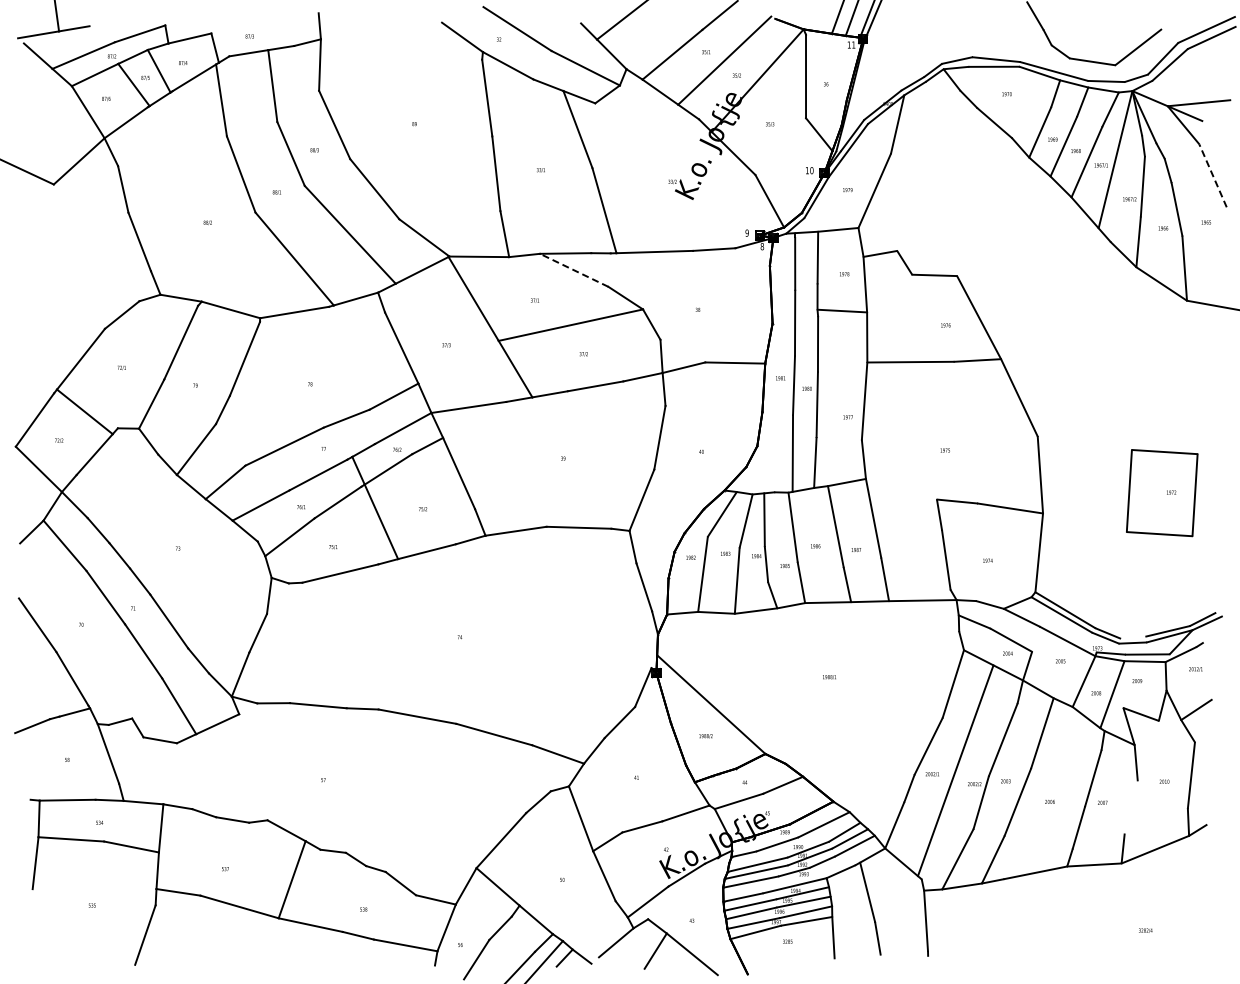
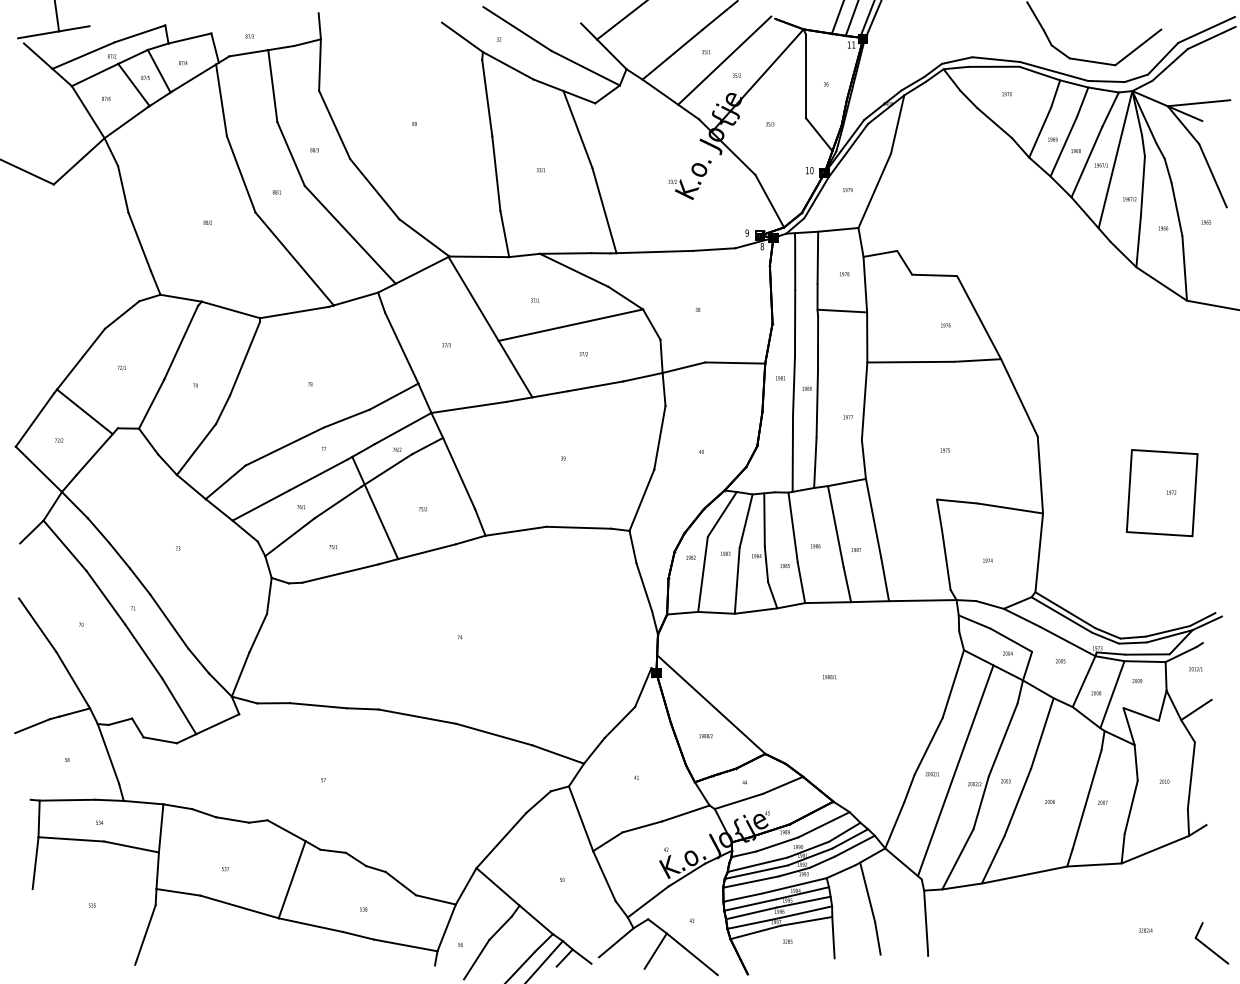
line: dashed -> solid (1212, 175)
line: dashed -> solid (573, 270)
line: none -> present (1132, 637)
line: none -> present (1130, 807)
part: none -> present (1211, 943)
